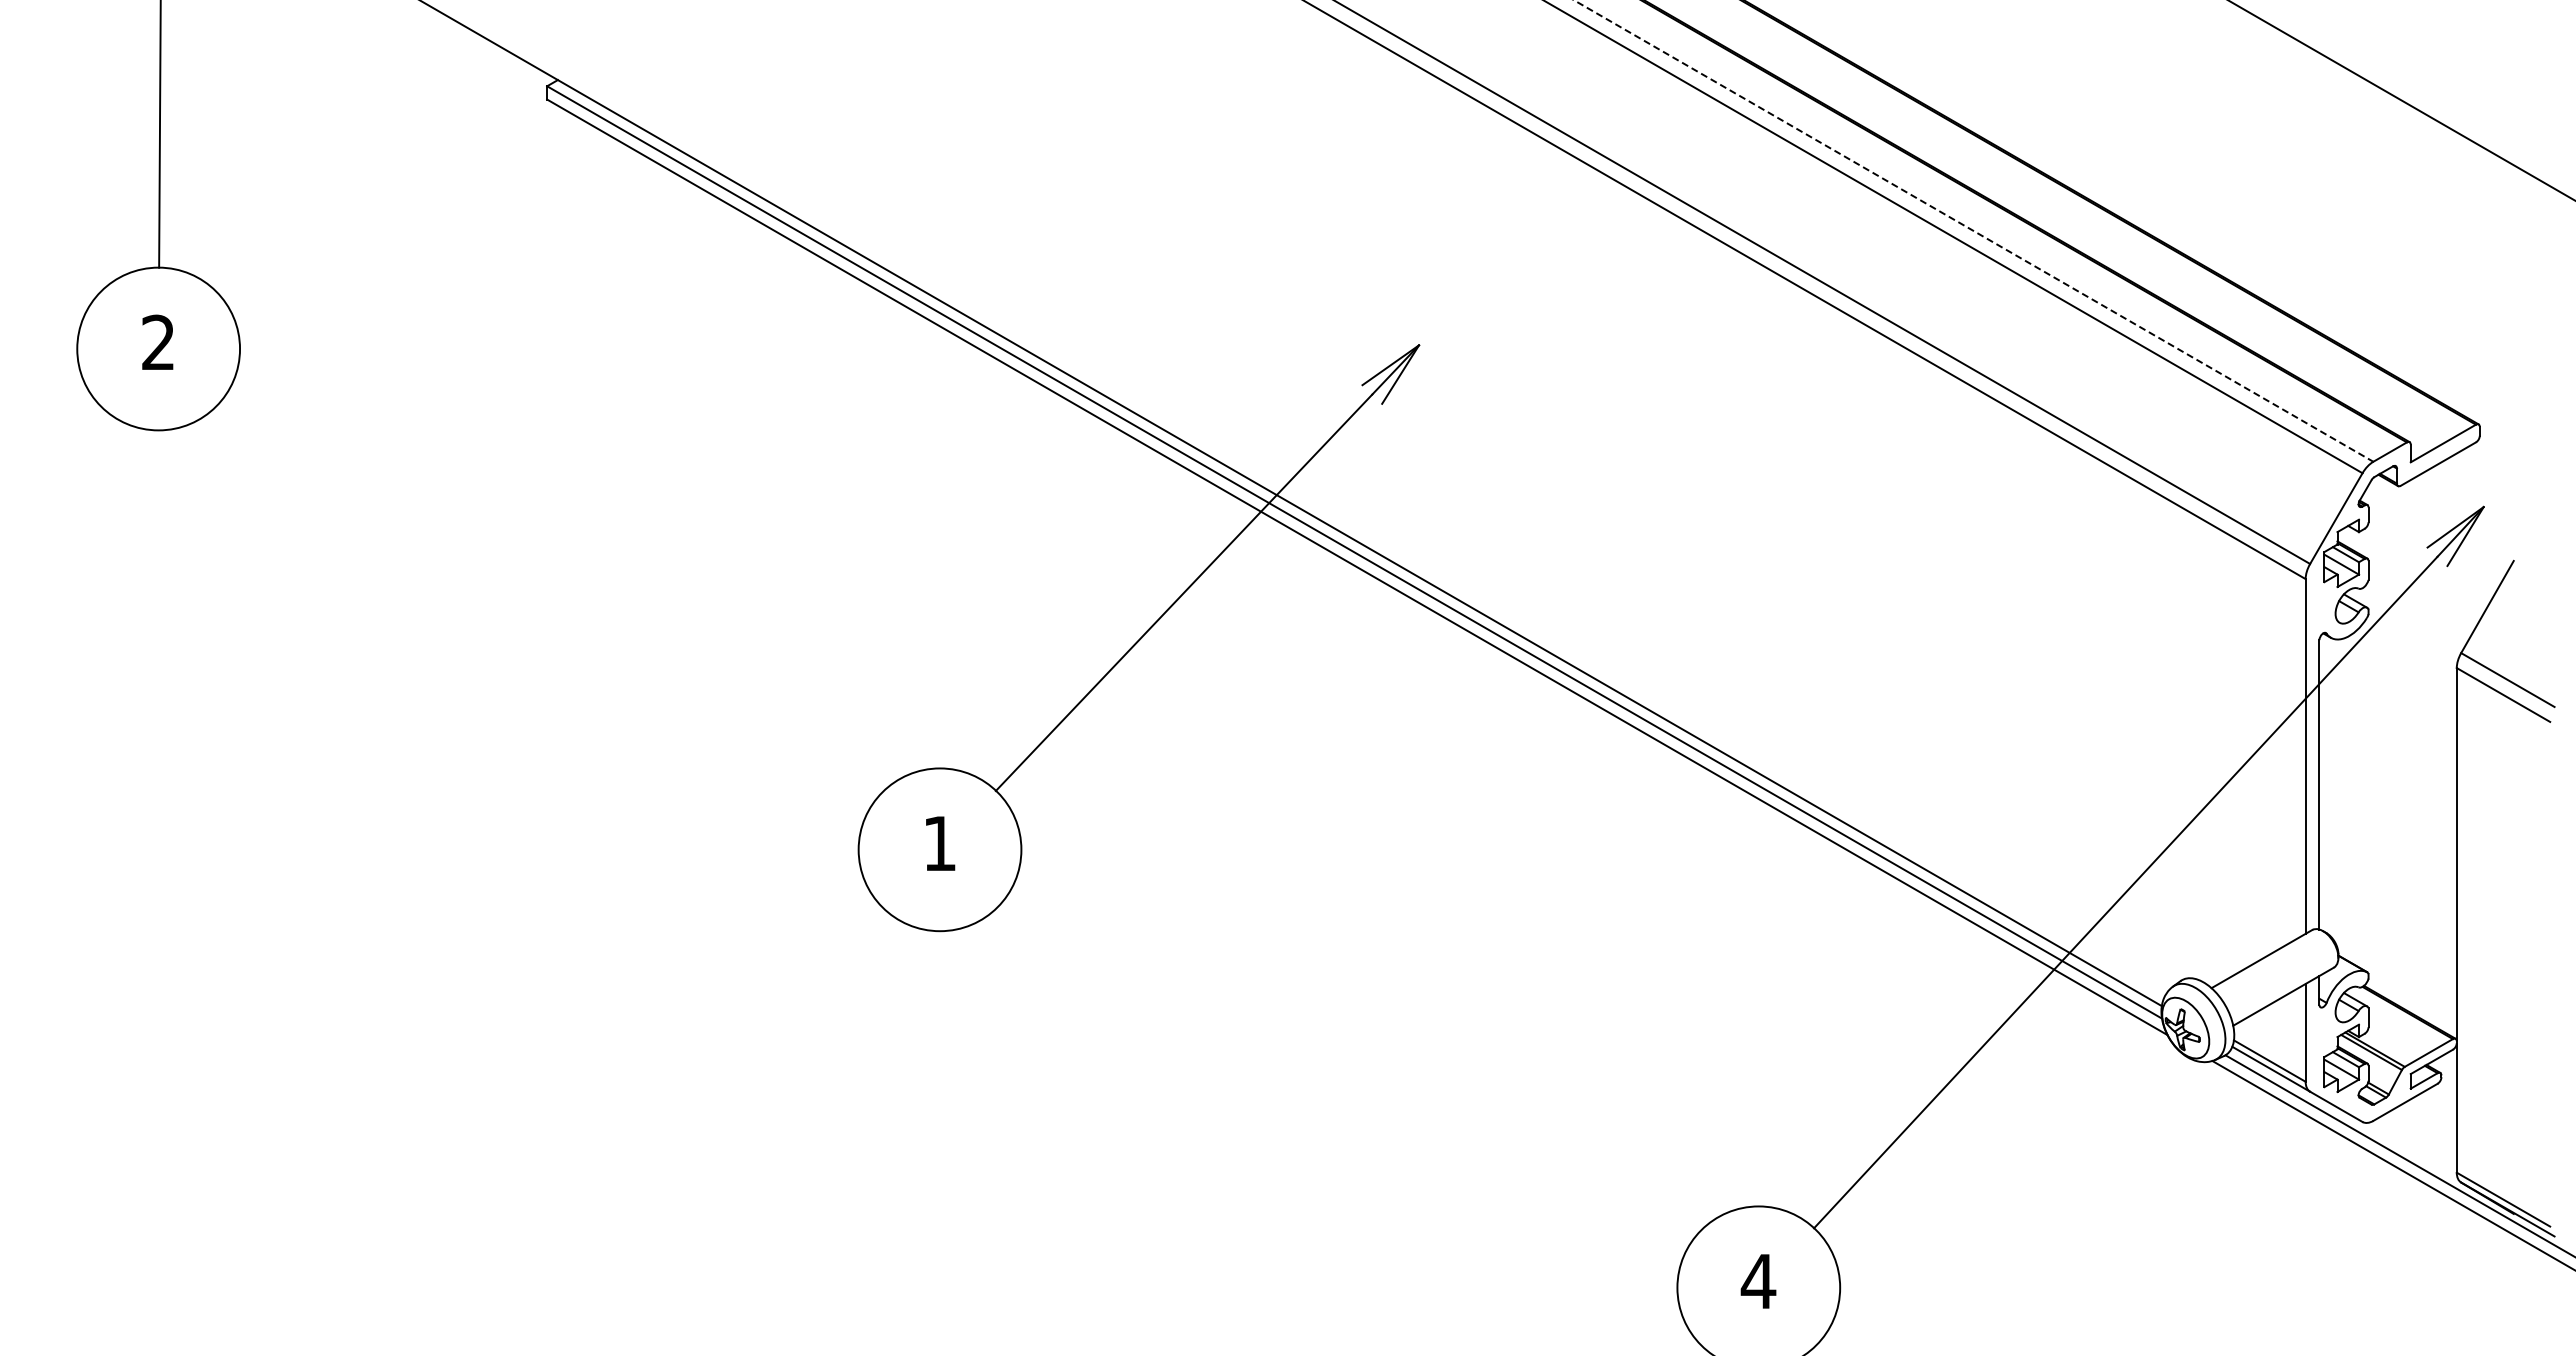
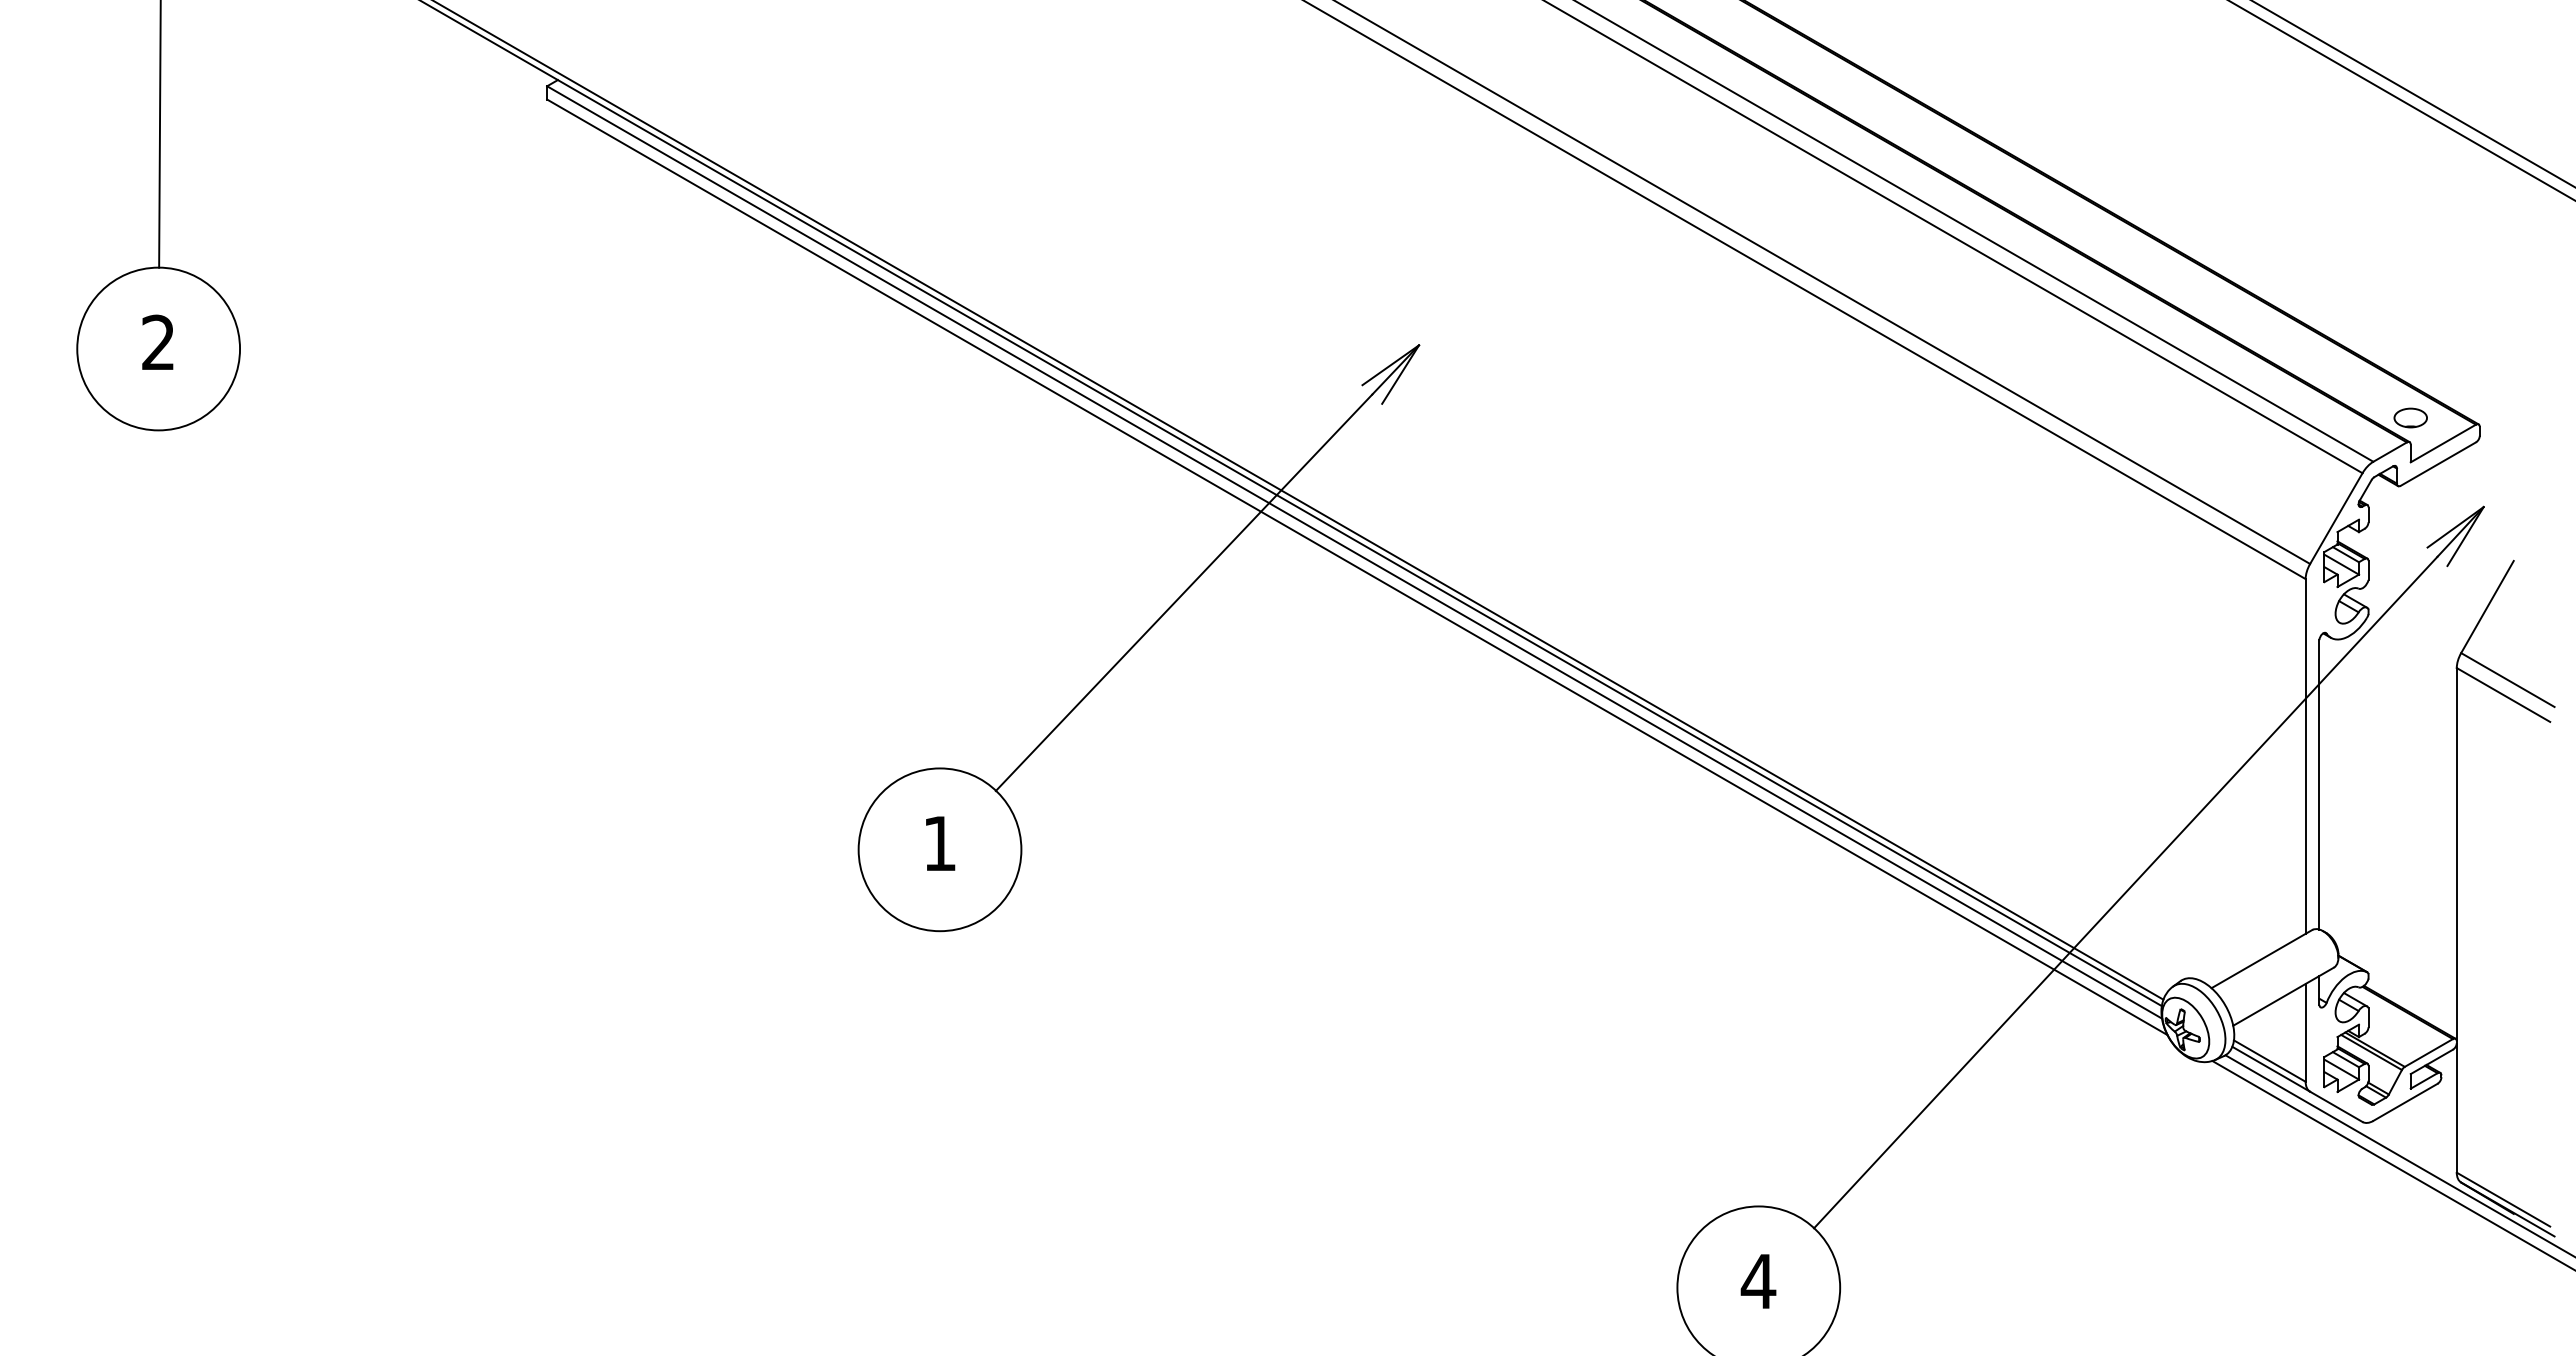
line: none -> present (2413, 93)
line: dashed -> solid (1974, 231)
part: none -> present (2410, 417)
line: none -> present (1299, 500)
